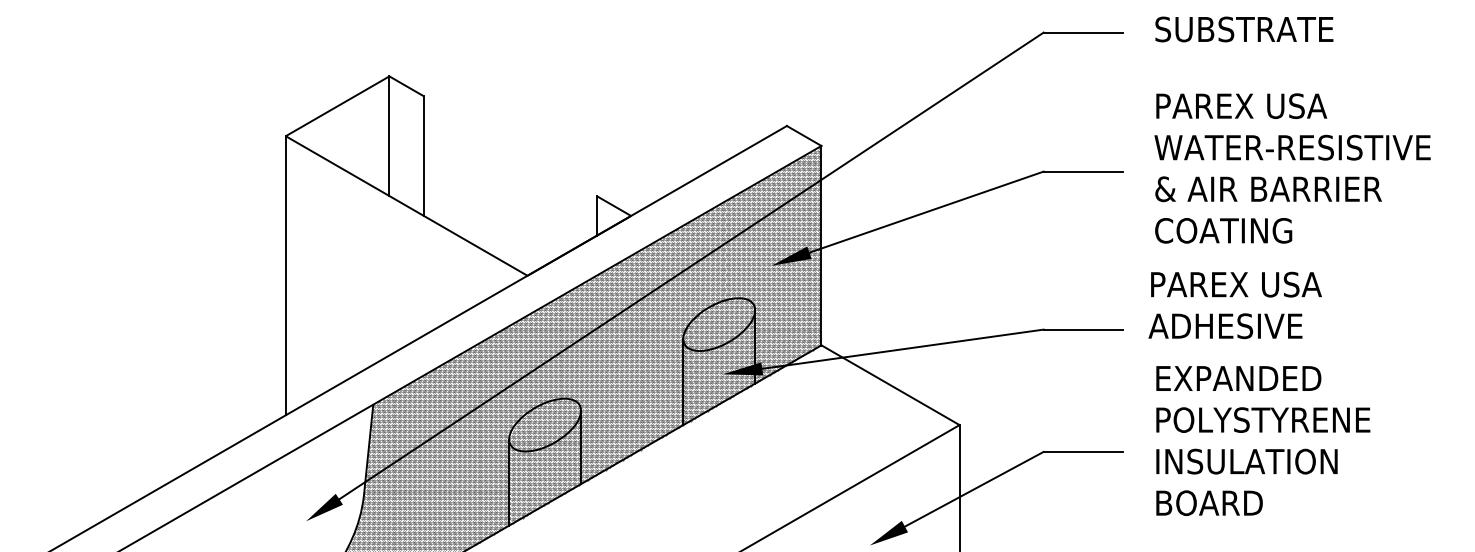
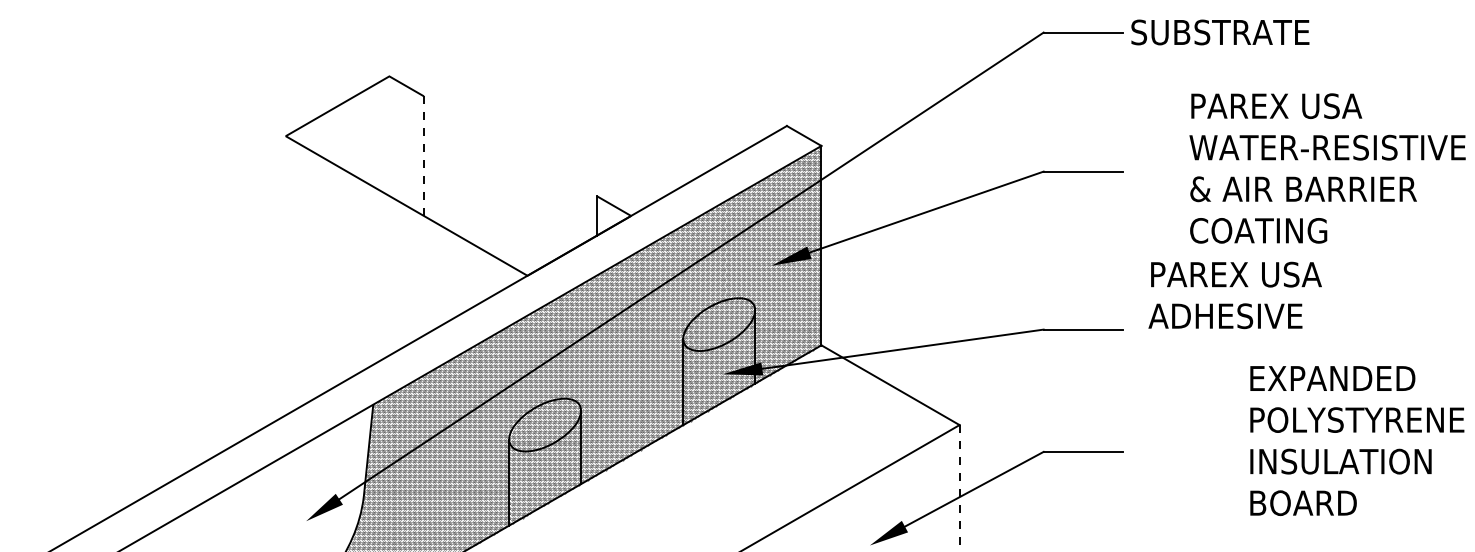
text position: (1244, 29) -> (1220, 32) (1220, 32)
line: present -> none (389, 136)
line: solid -> dashed (423, 156)
text position: (1292, 168) -> (1327, 168) (1327, 168)
line: present -> none (285, 275)
text position: (1234, 305) -> (1234, 295) (1234, 295)
text position: (1263, 440) -> (1357, 440) (1357, 440)
line: solid -> dashed (959, 488)
